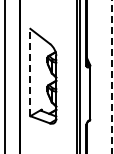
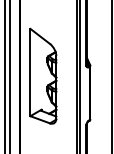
line: dashed -> solid (30, 72)
line: none -> present (10, 76)
line: dashed -> solid (112, 77)
